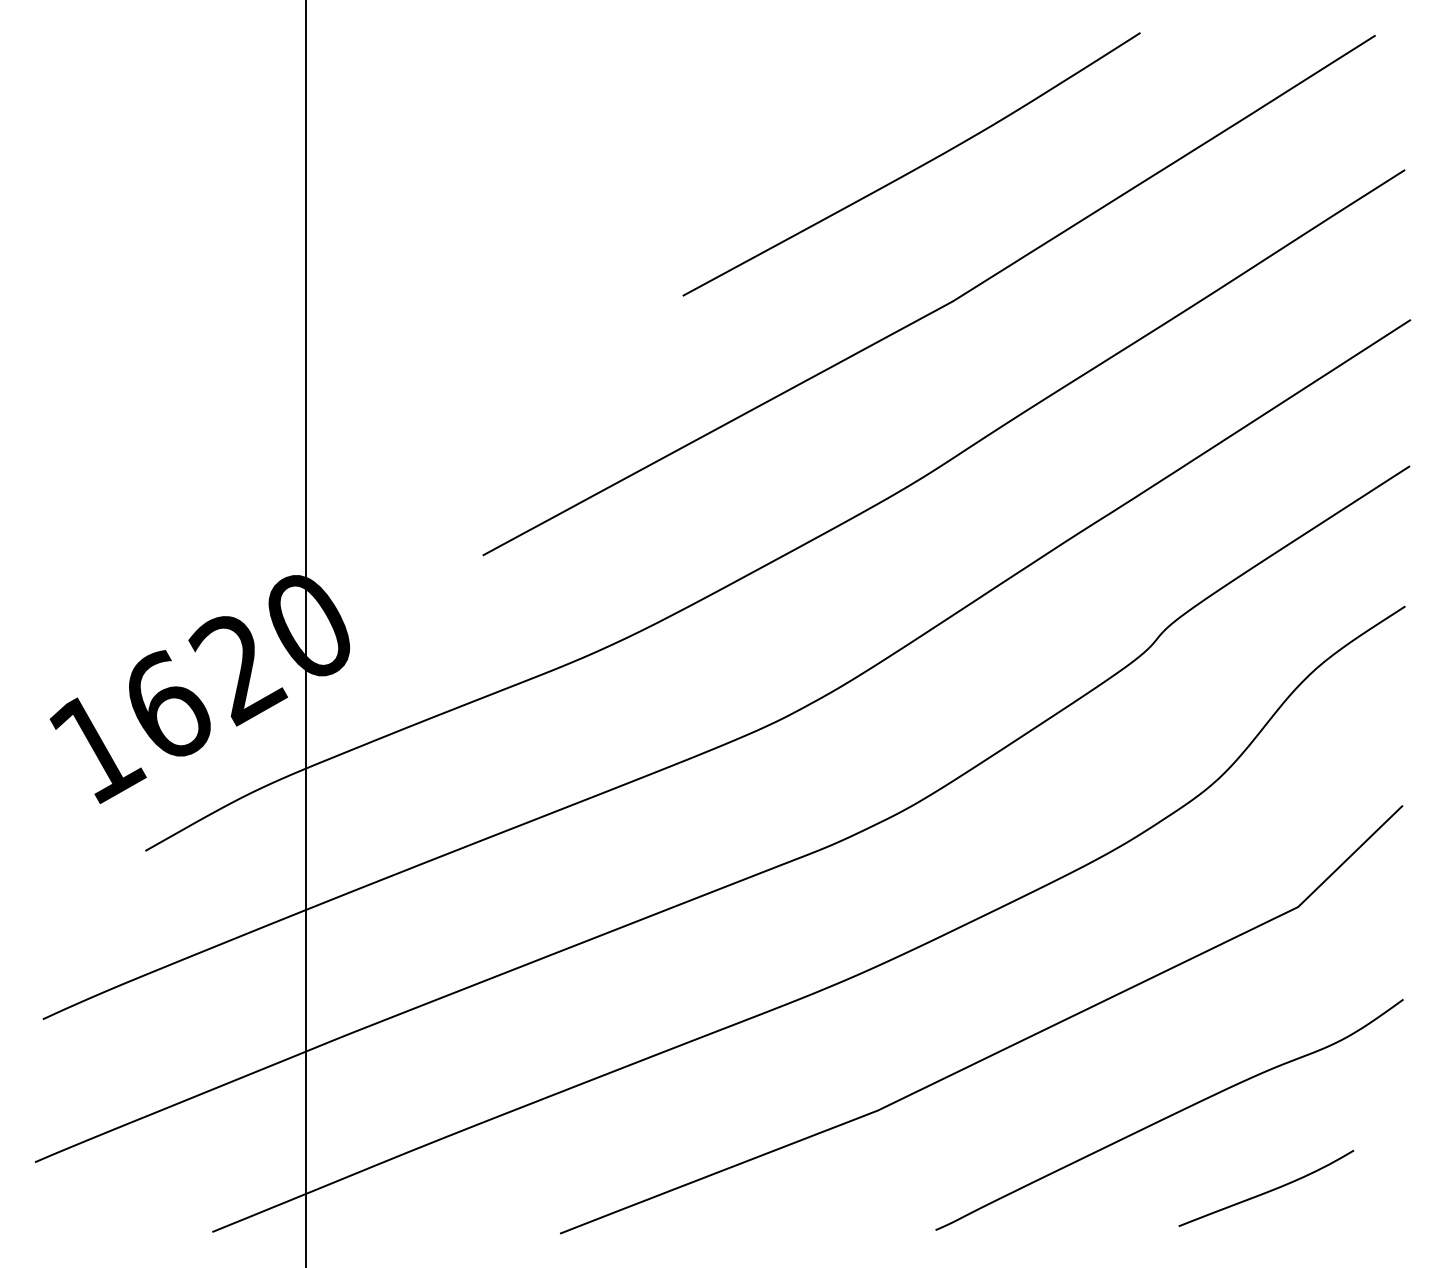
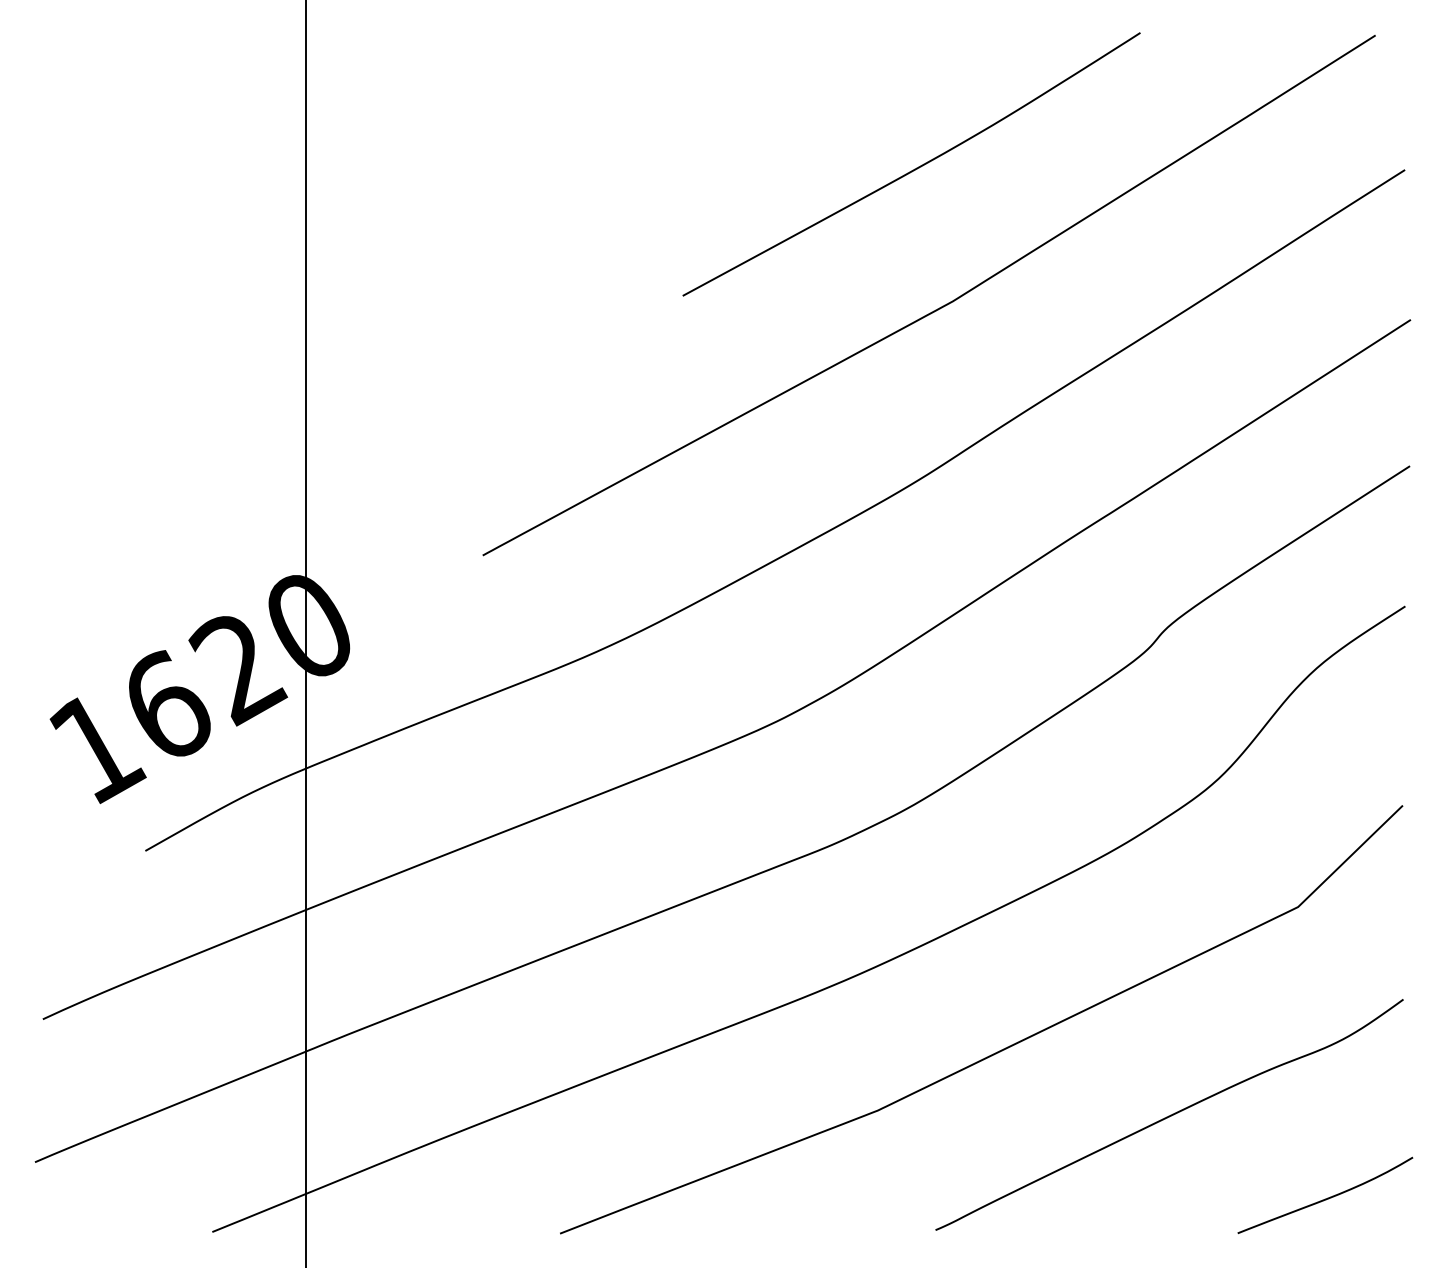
curve position: (1268, 1190) -> (1327, 1197) (1327, 1197)
